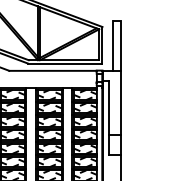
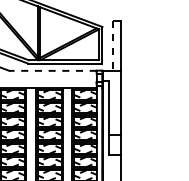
line: solid -> dashed (112, 46)
line: solid -> dashed (53, 70)
